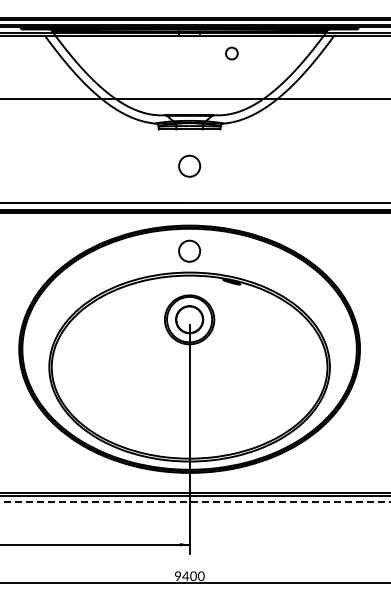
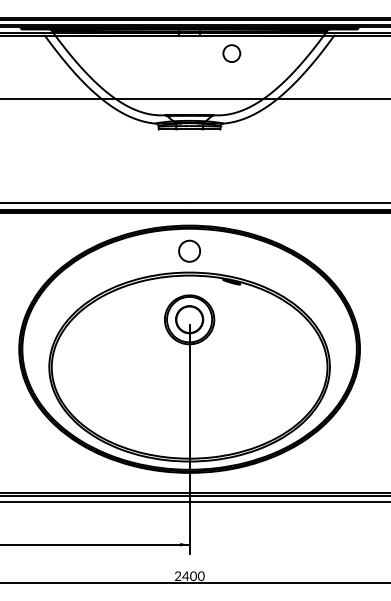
part size: 14x15 px -> 20x19 px (231, 53)
circle: present -> none (189, 165)
line: dashed -> solid (195, 501)
text: 9400 -> 2400 (177, 576)
